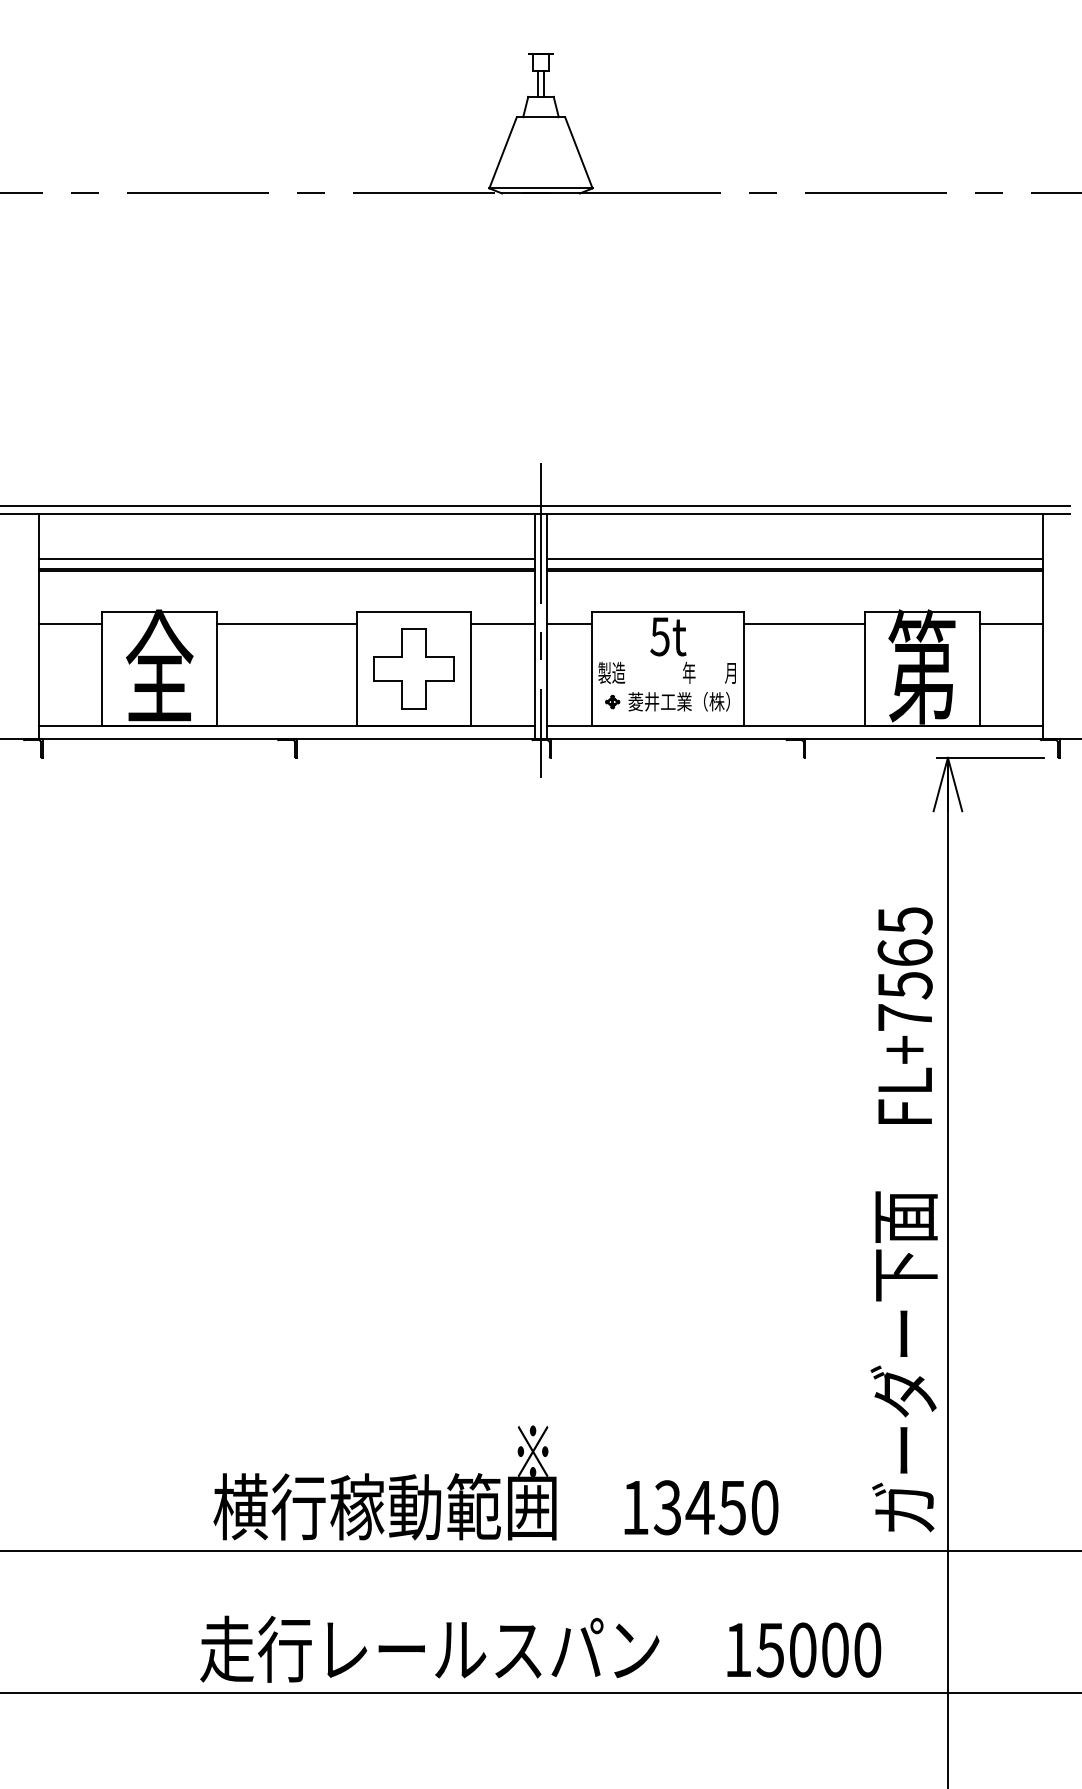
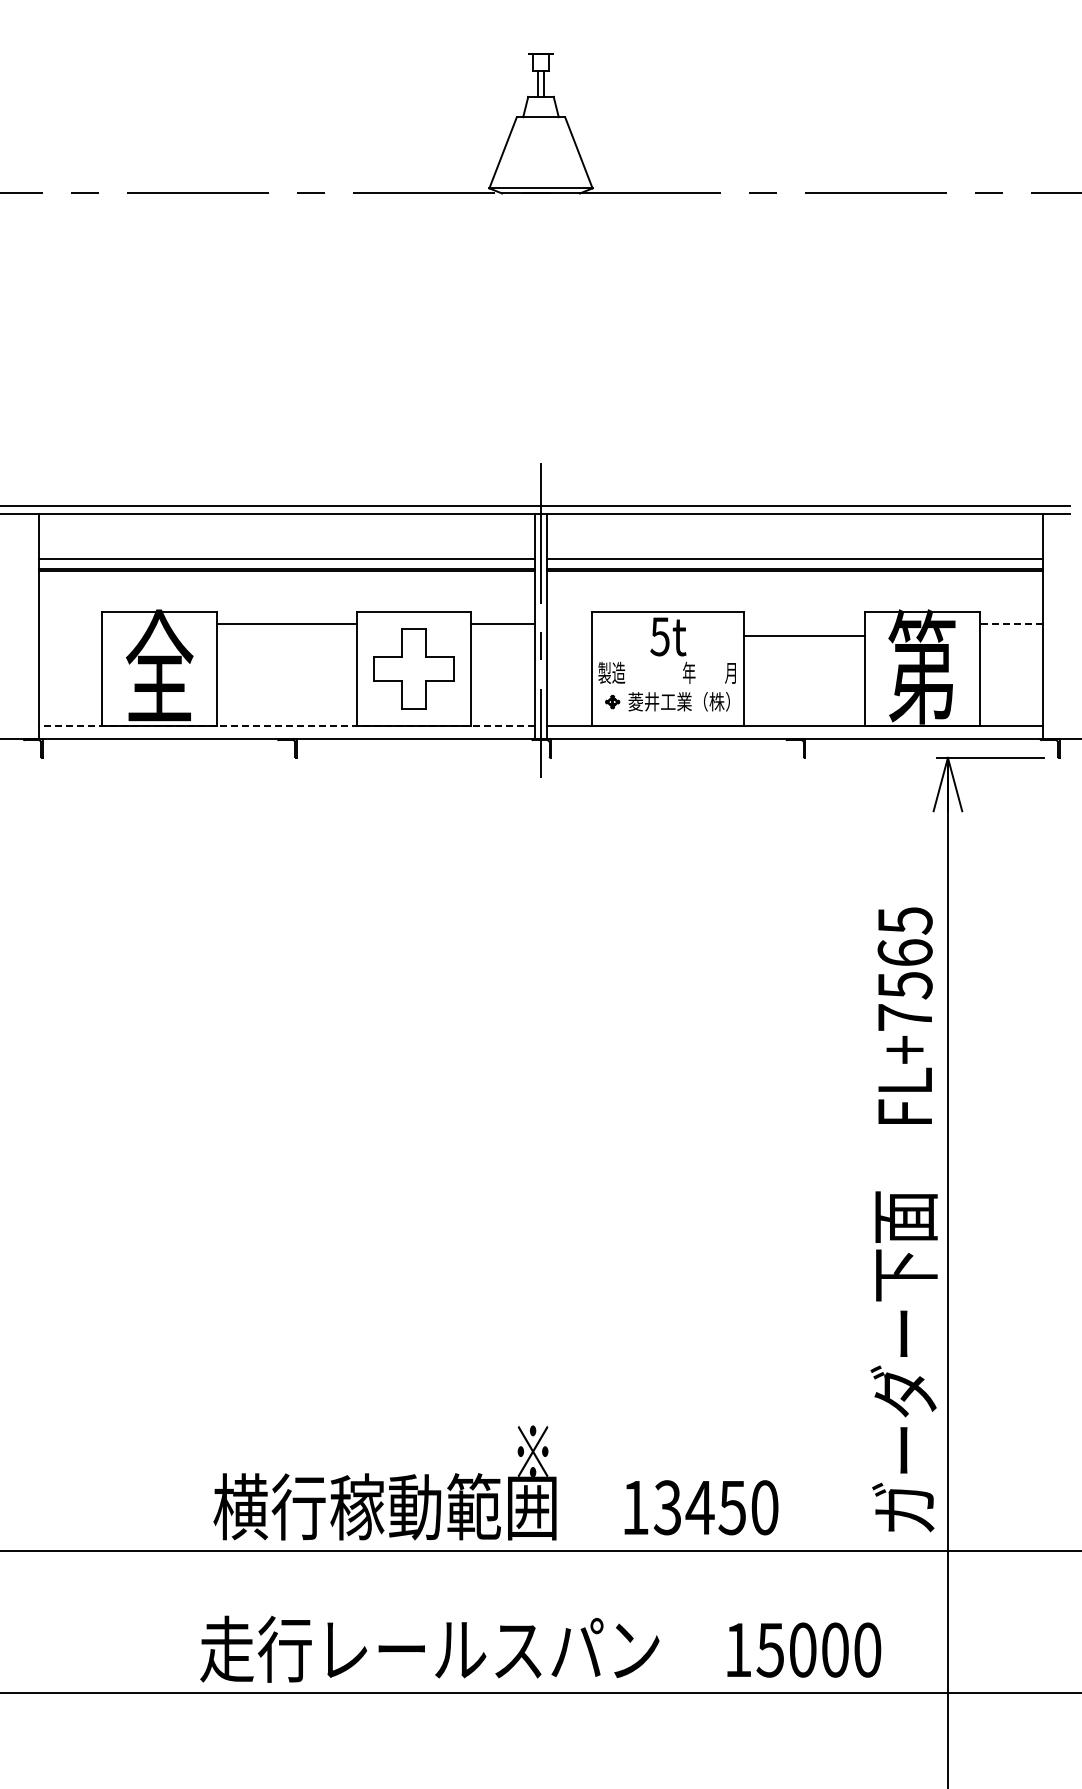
line: present -> none (70, 624)
line: present -> none (569, 624)
line position: (804, 624) -> (804, 636) (804, 636)
line: solid -> dashed (1011, 624)
line: solid -> dashed (286, 726)
